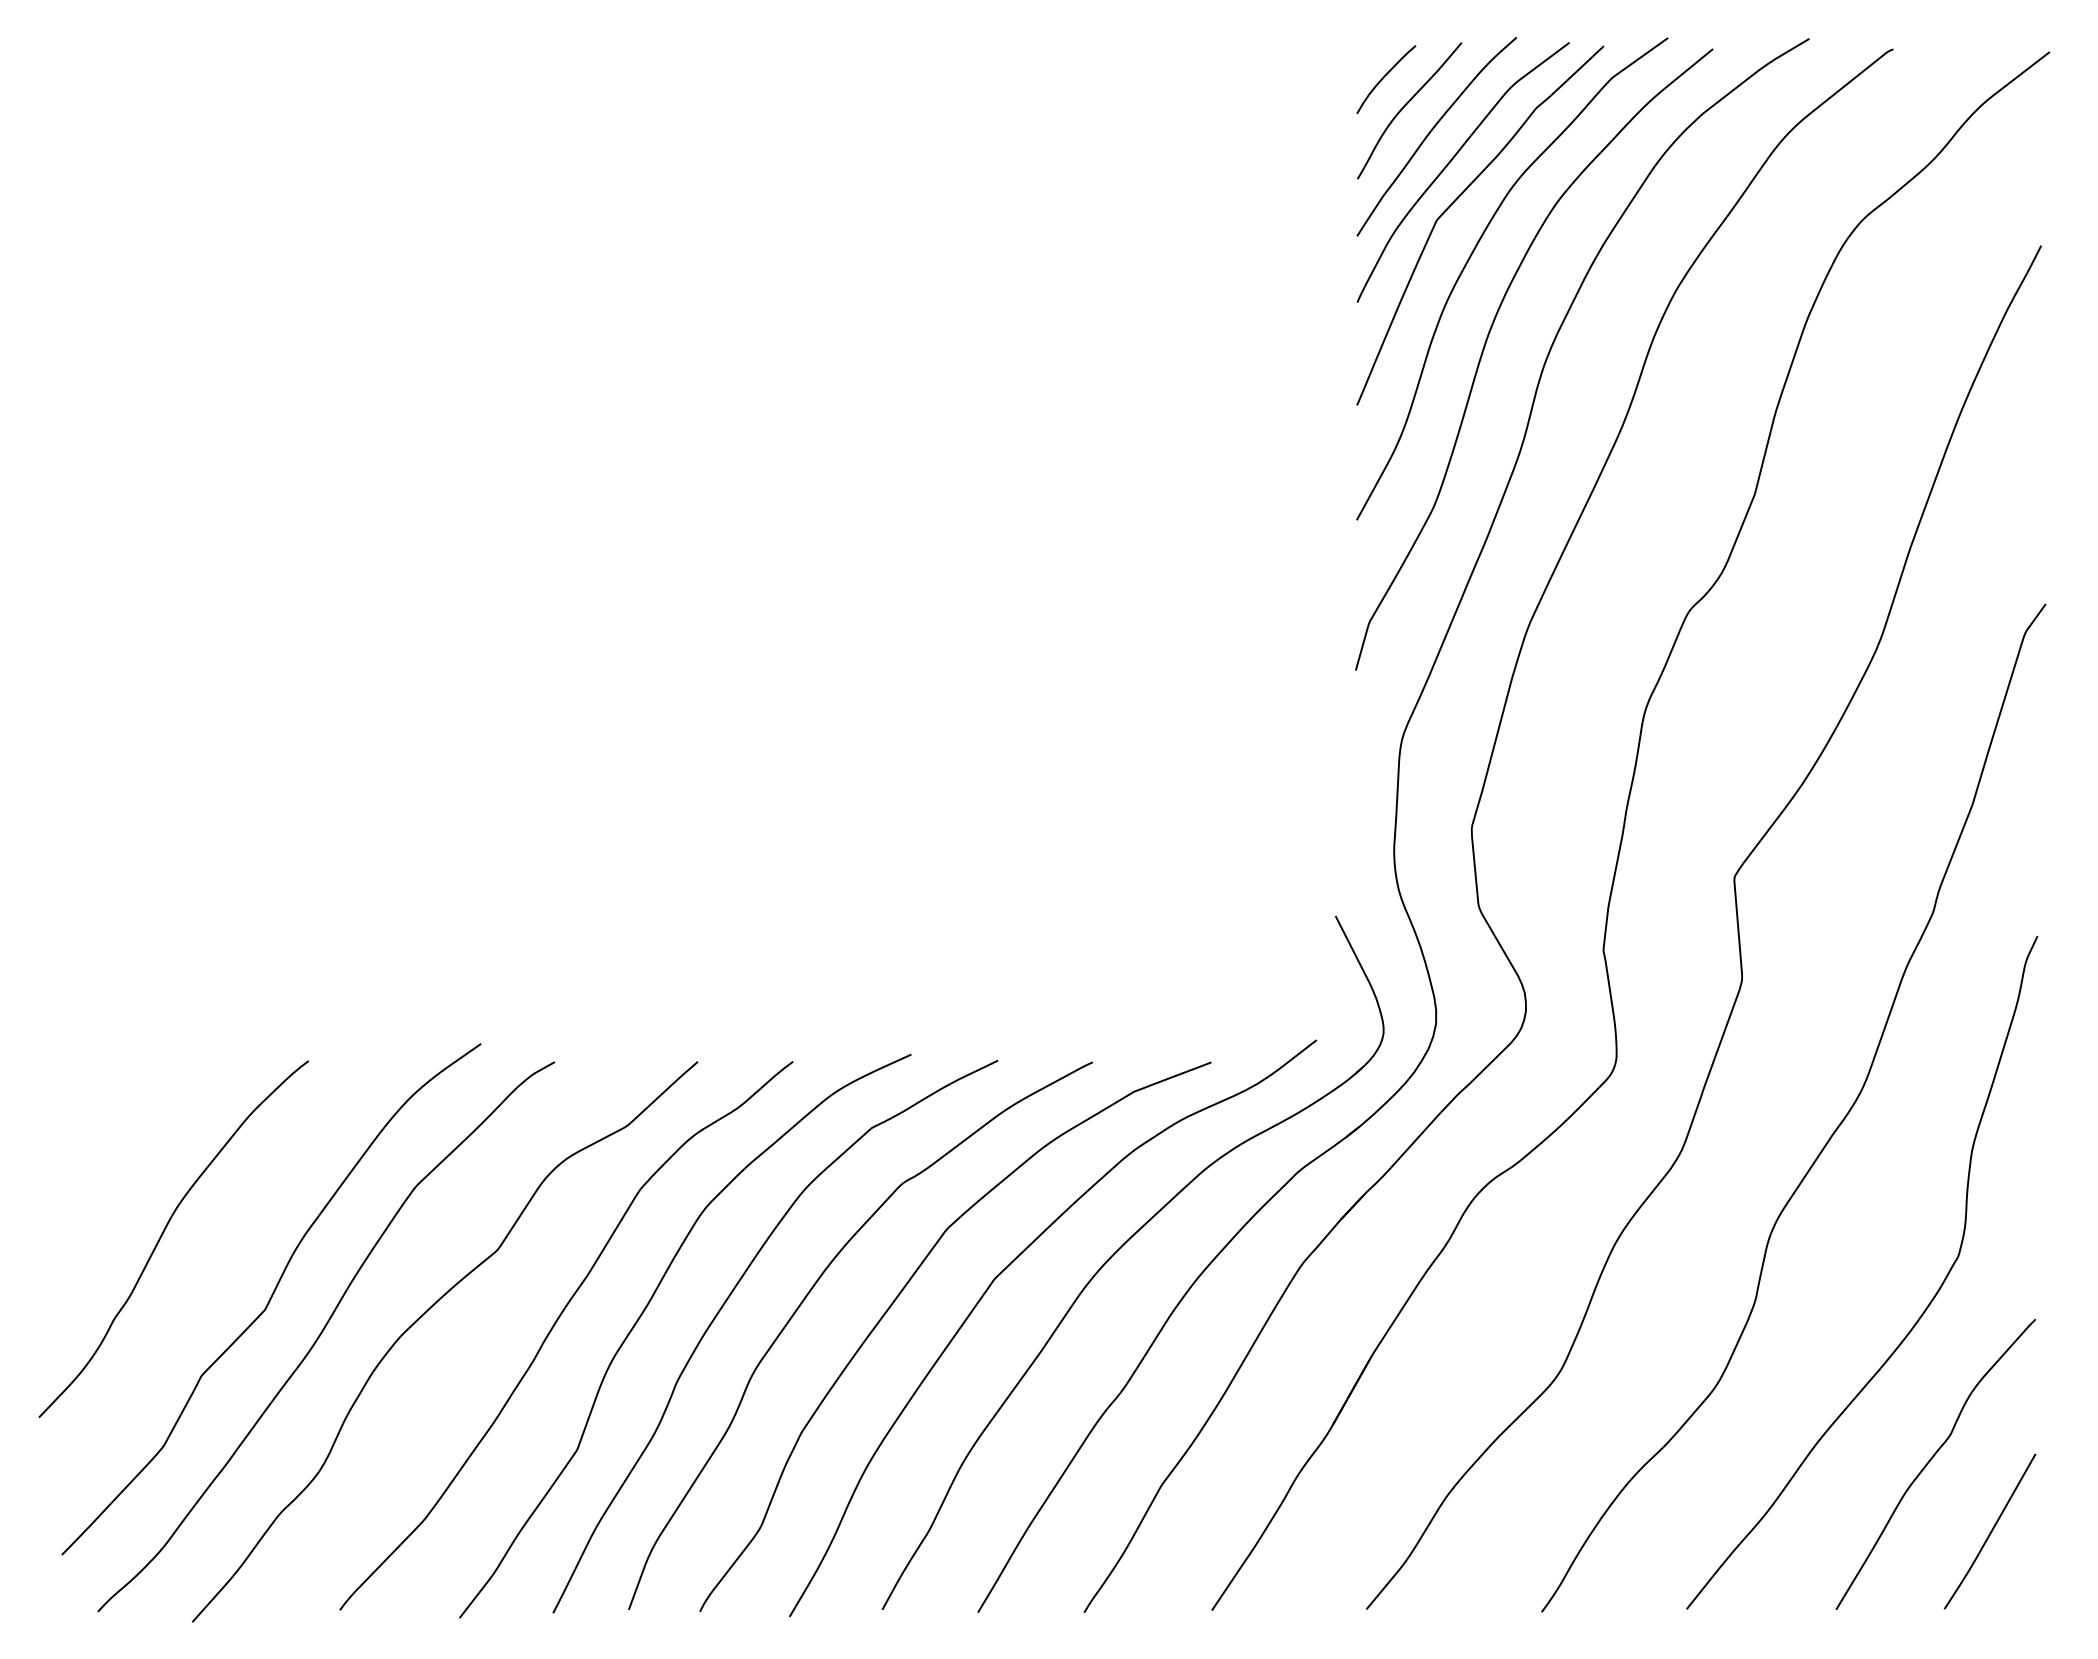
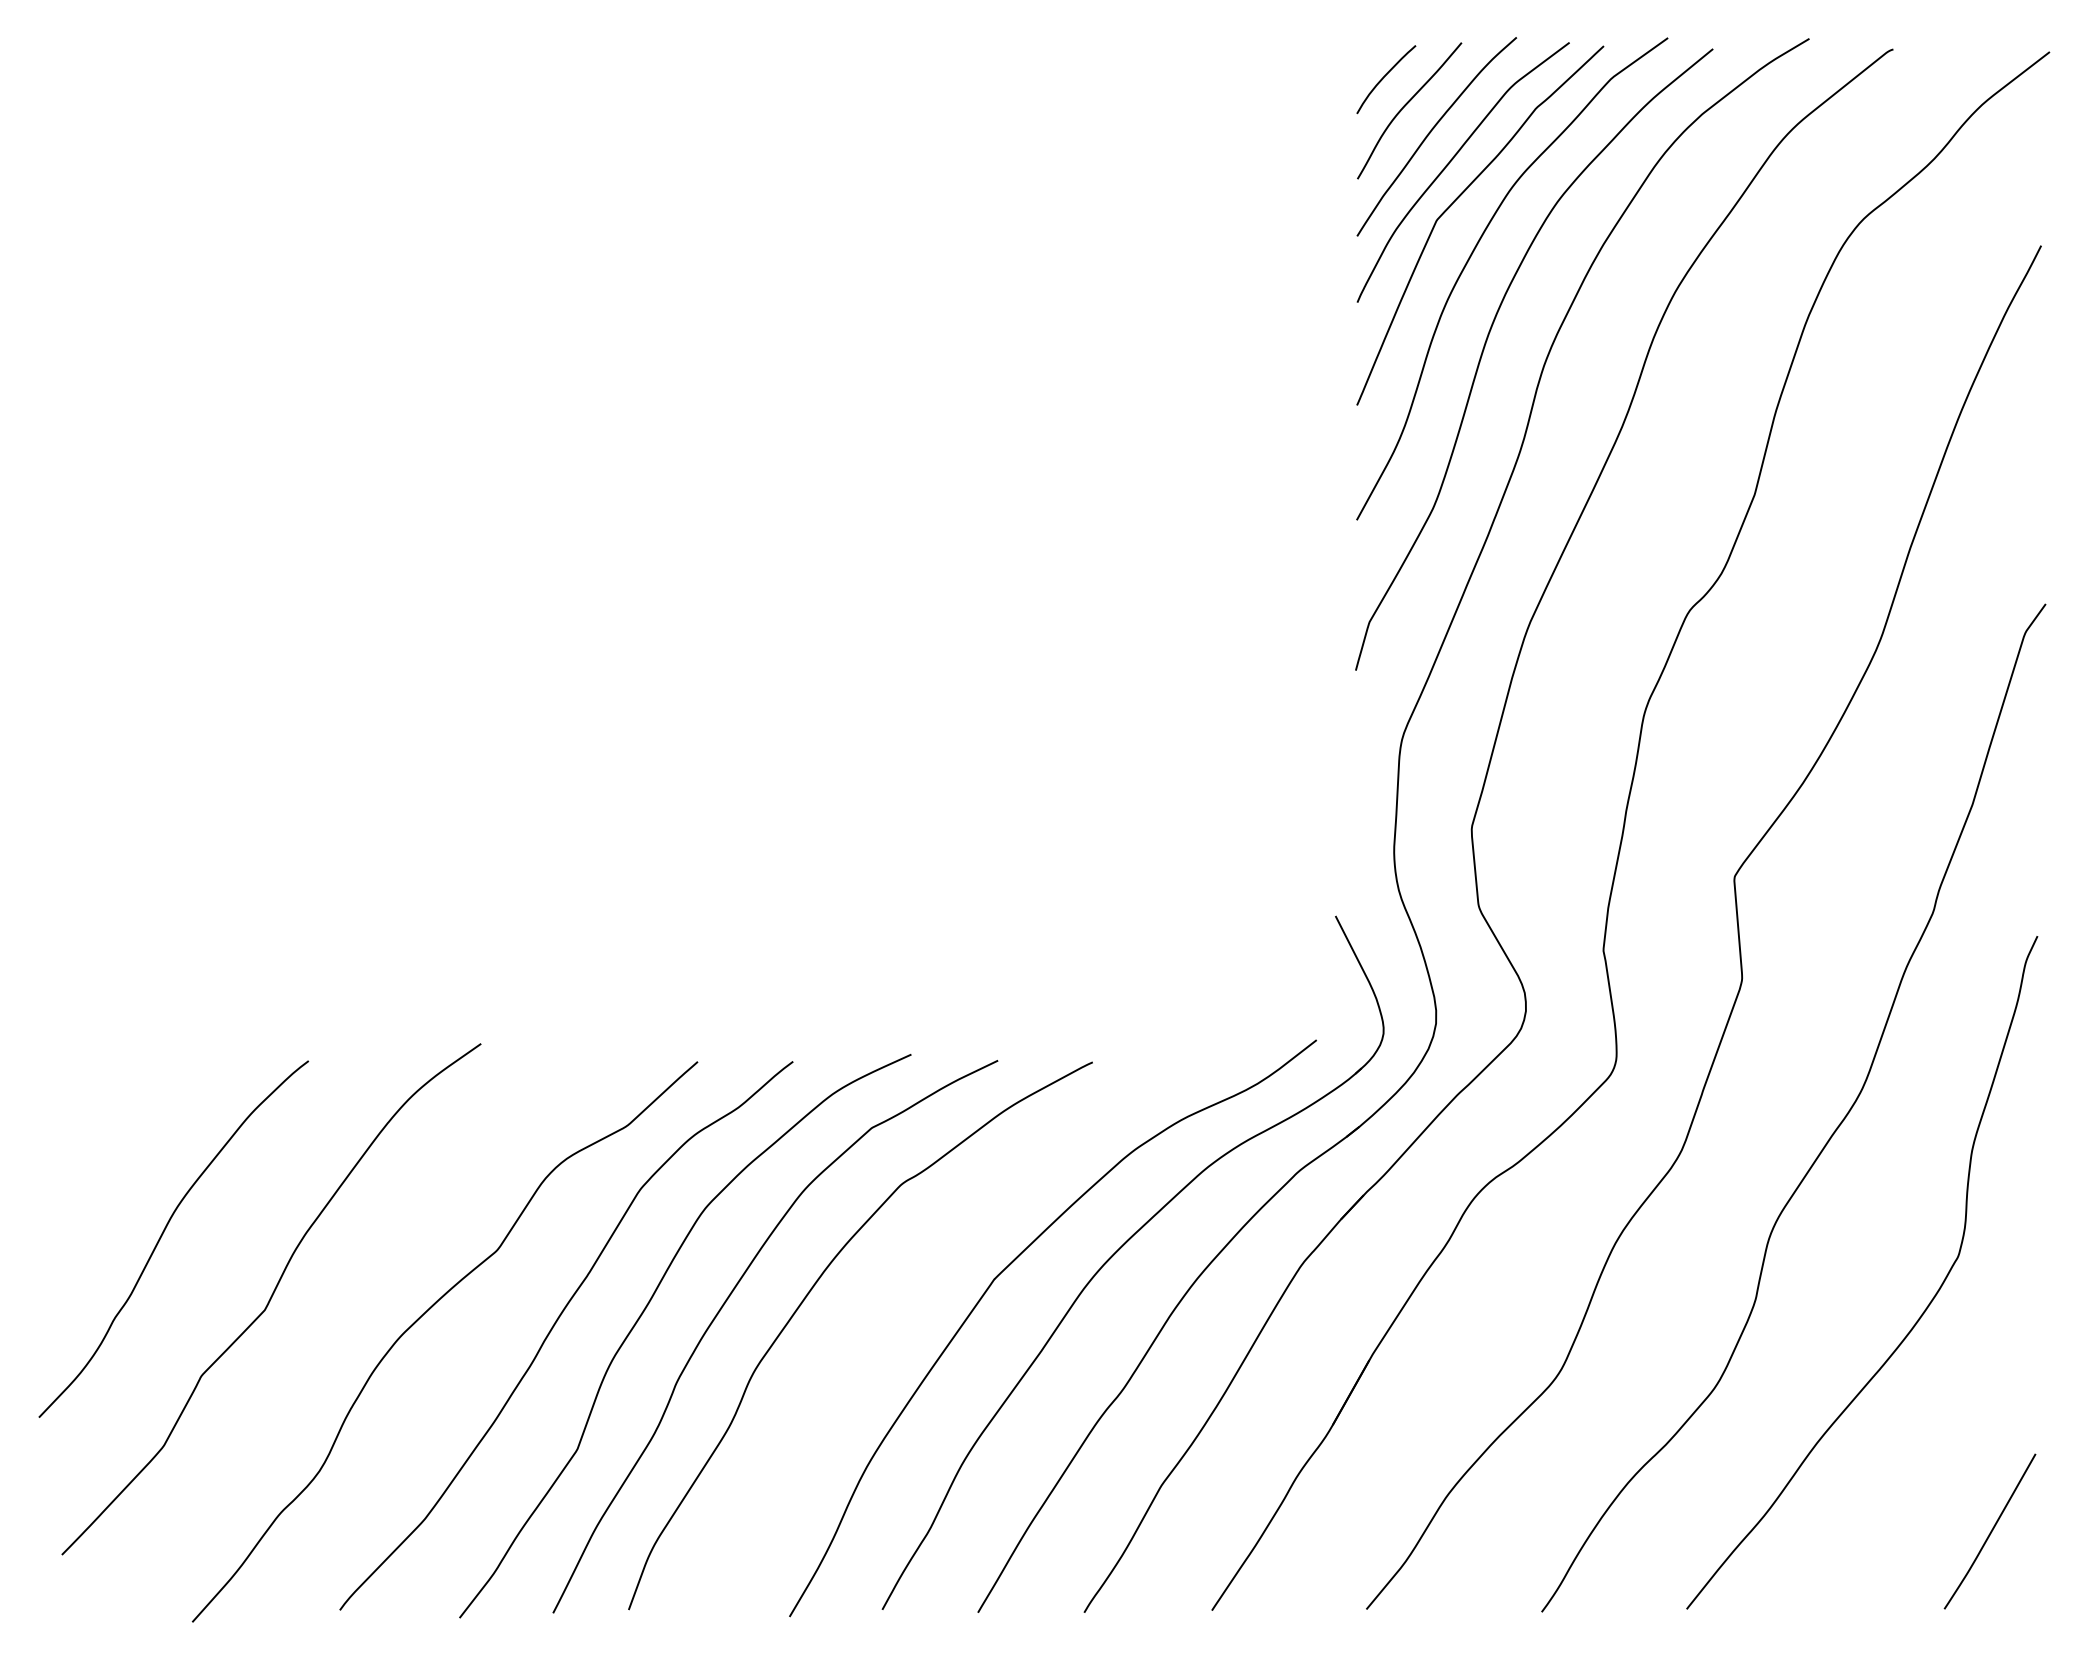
curve: present -> none (901, 1293)
curve: present -> none (322, 1333)
curve: present -> none (1932, 1459)
